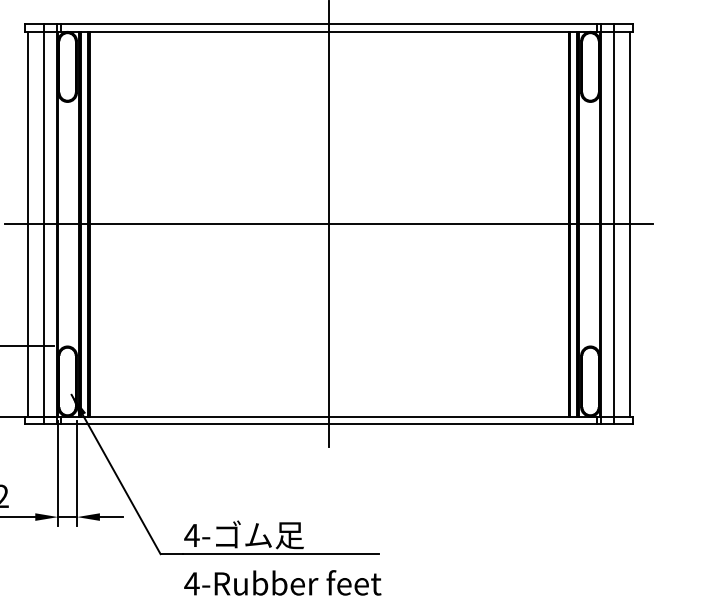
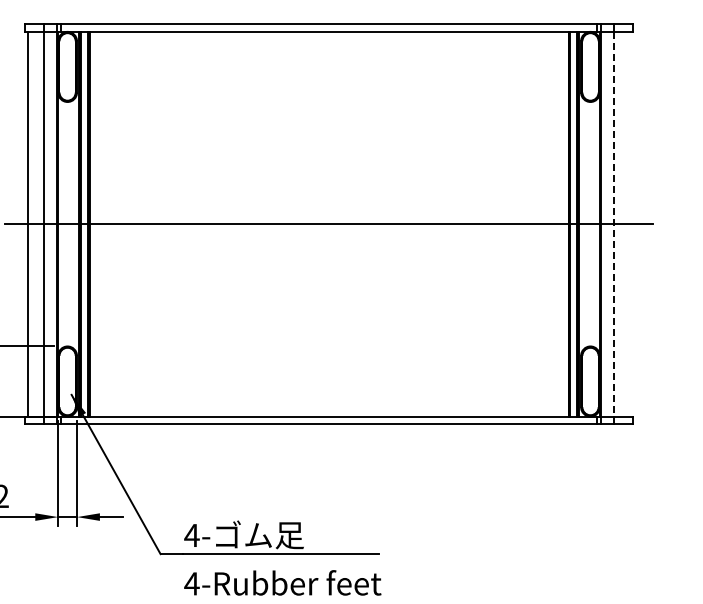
line: present -> none (630, 223)
line: present -> none (329, 224)
line: solid -> dashed (614, 224)
